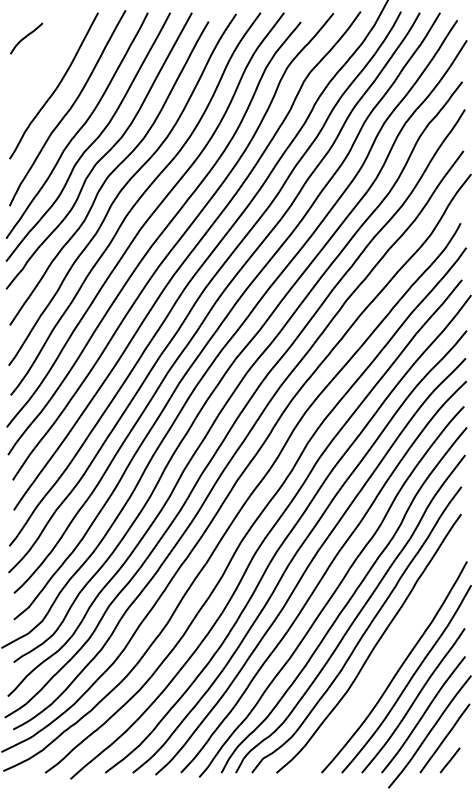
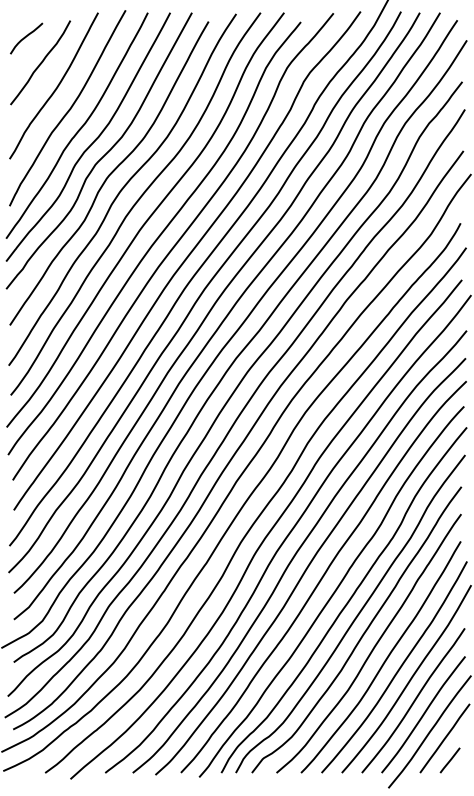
curve: none -> present (40, 62)
curve: none -> present (384, 660)
